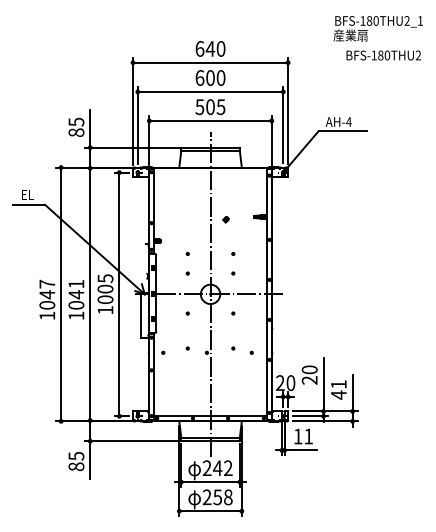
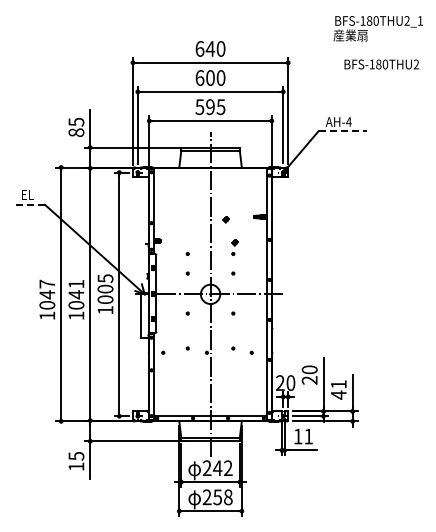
text position: (383, 55) -> (381, 64) (381, 64)
text: 505 -> 595 (210, 107)
line: solid -> dashed (343, 131)
line: solid -> dashed (28, 204)
part: none -> present (234, 242)
text: 85 -> 15 (76, 466)
